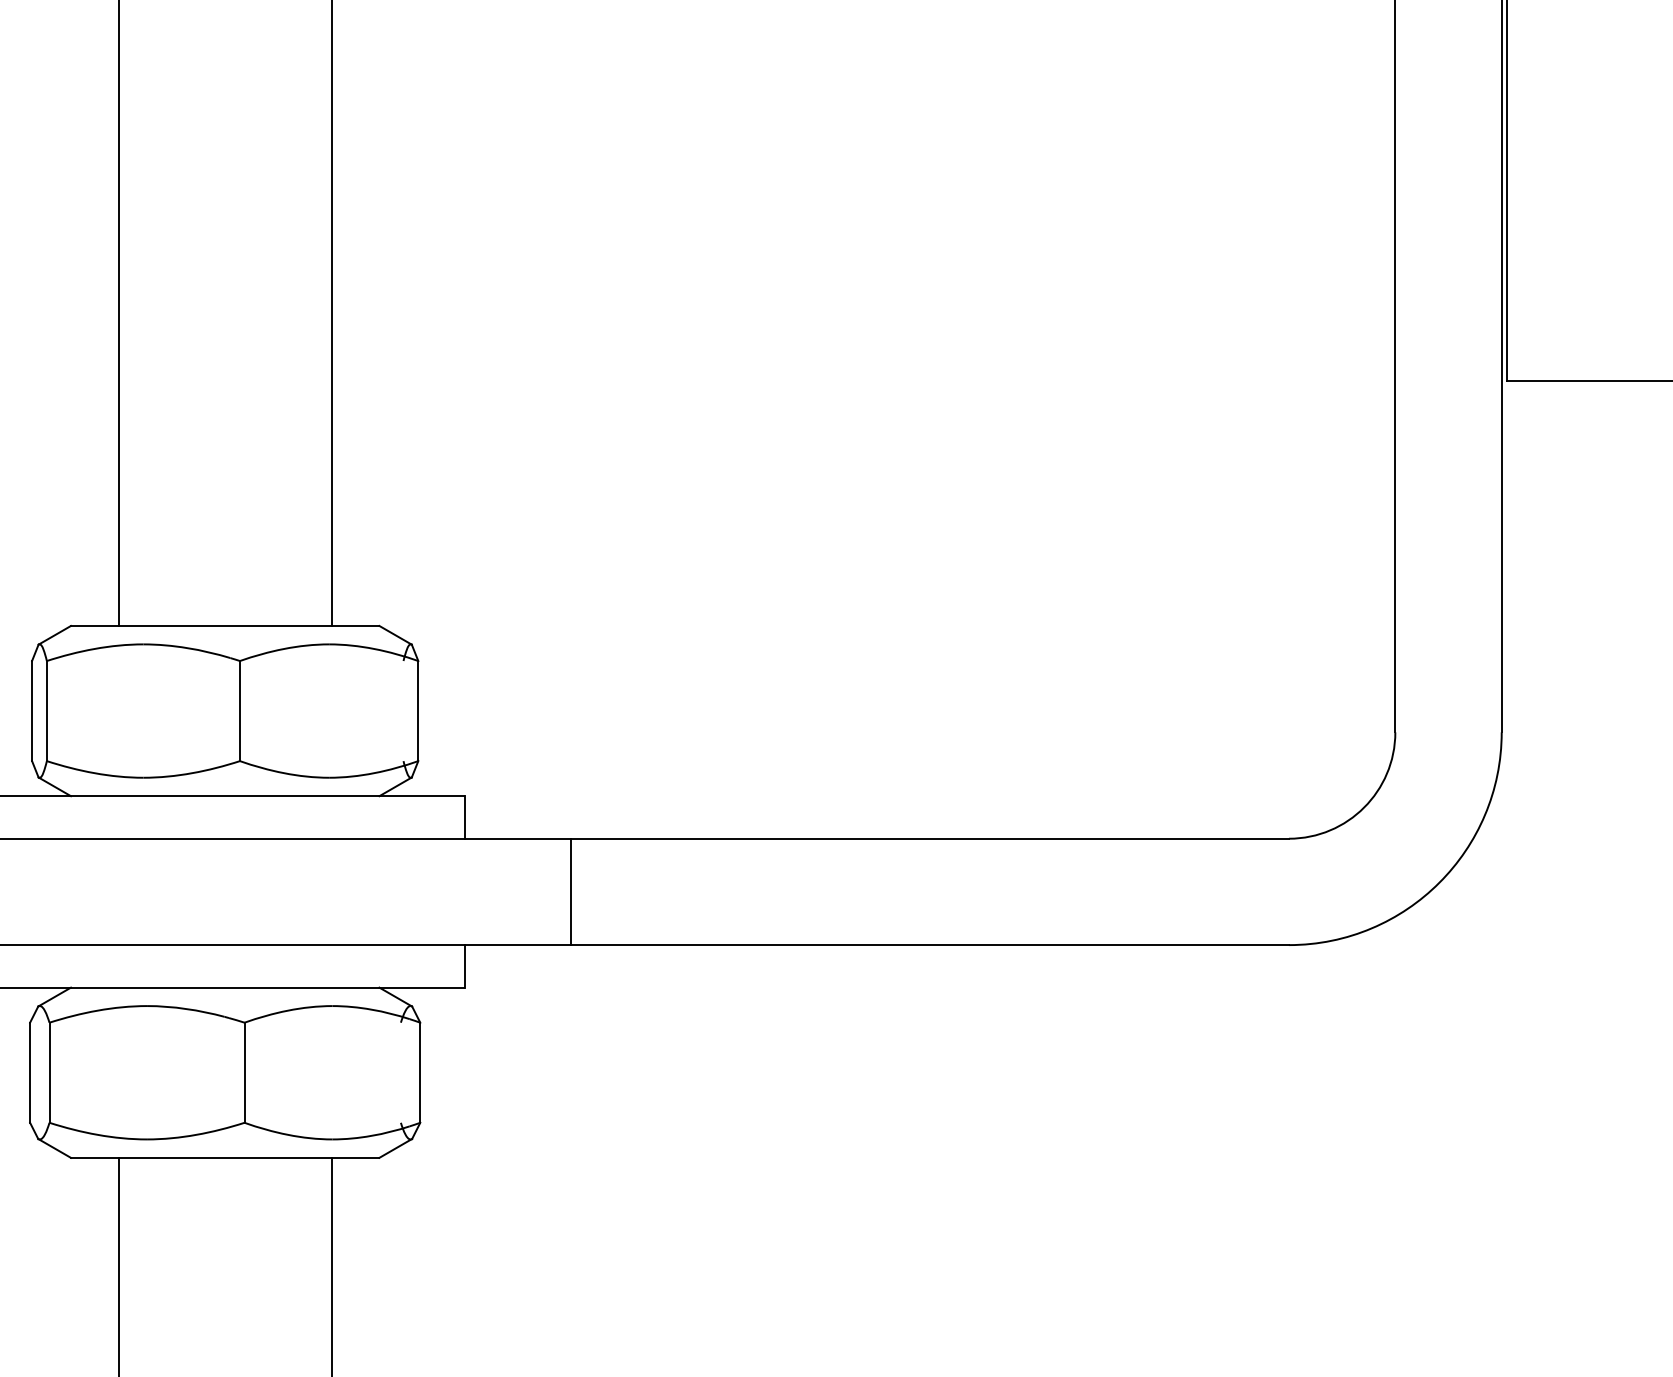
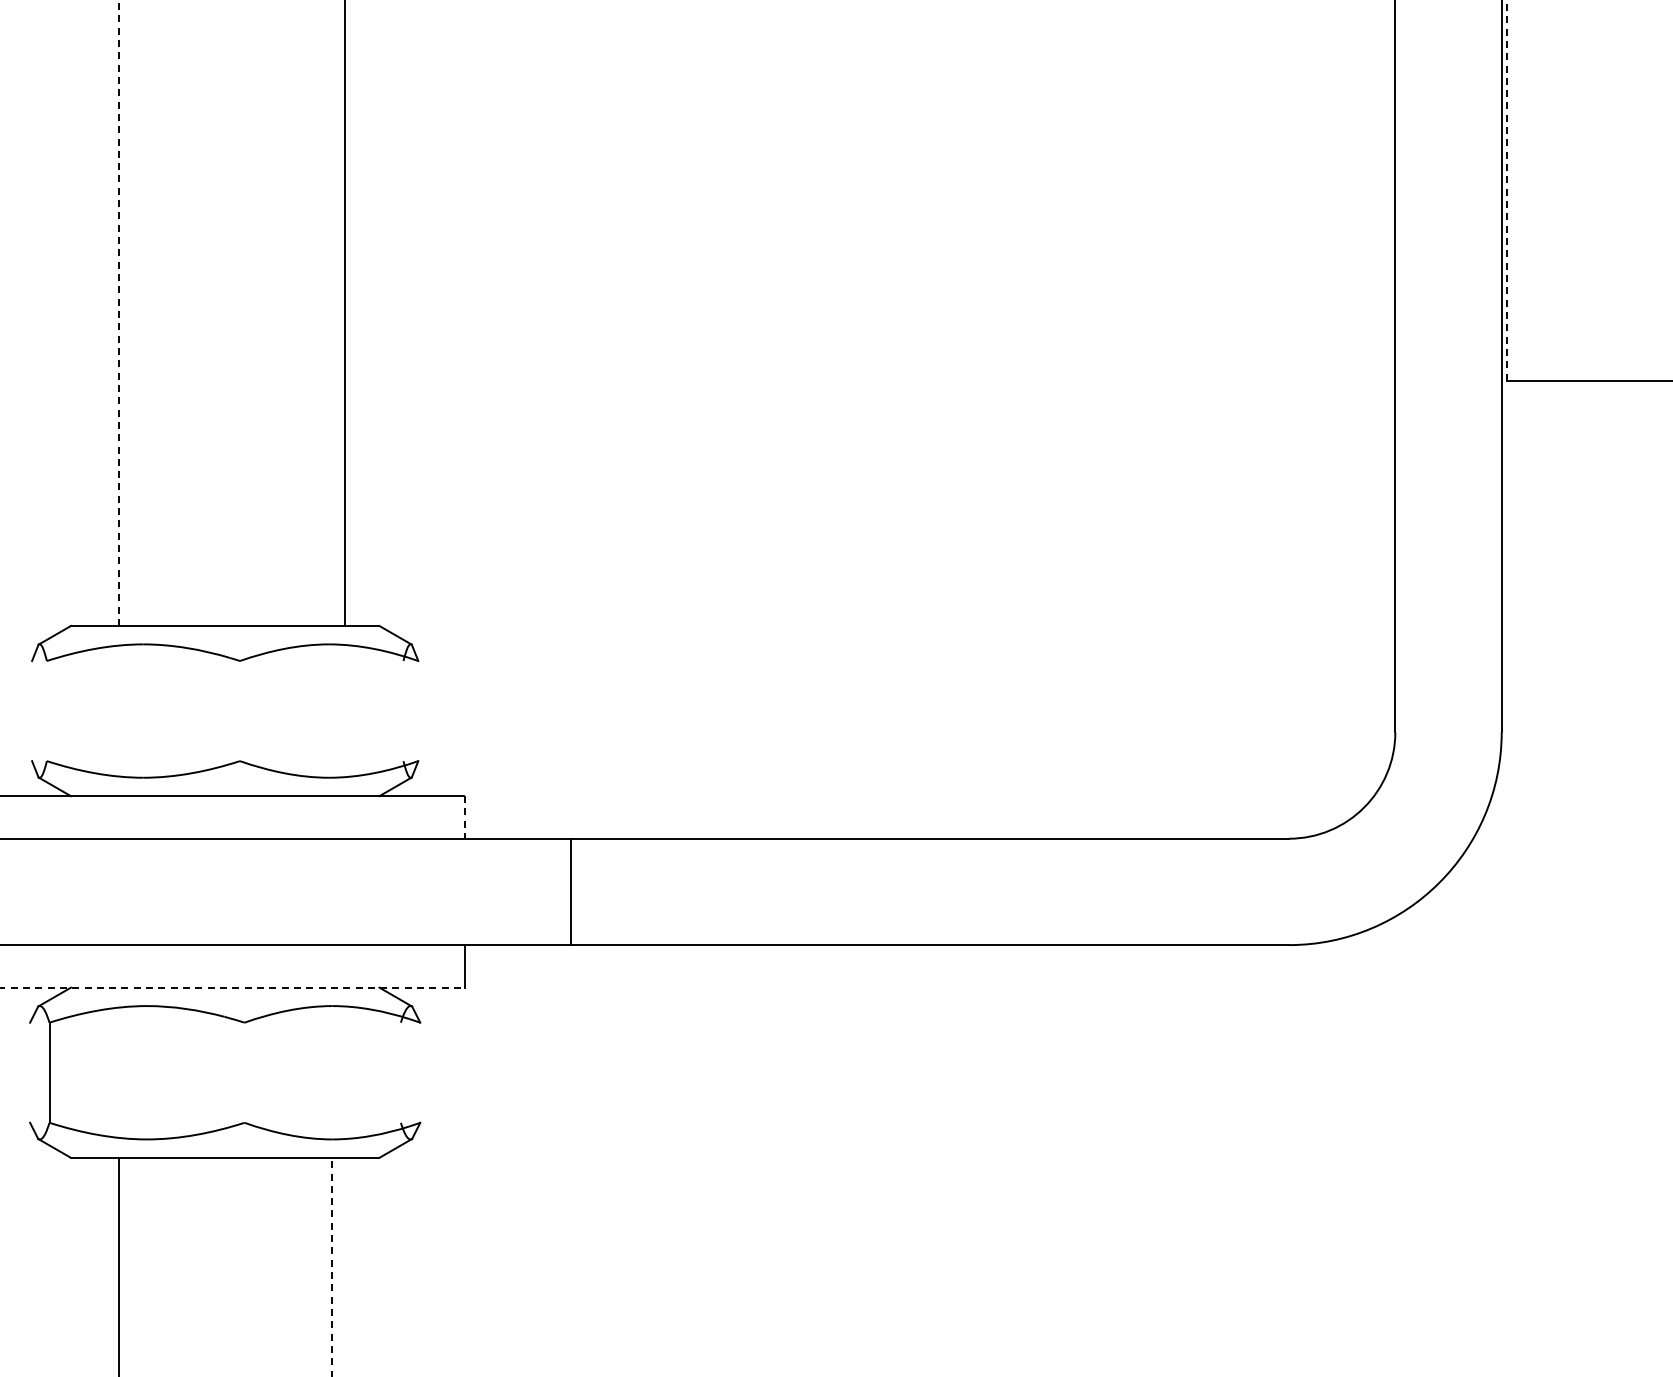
line: solid -> dashed (1507, 191)
line: solid -> dashed (118, 313)
line position: (331, 313) -> (344, 313) (344, 313)
line: present -> none (32, 711)
line: present -> none (46, 711)
line: present -> none (239, 711)
line: present -> none (418, 711)
line: solid -> dashed (464, 817)
line: solid -> dashed (232, 987)
line: present -> none (30, 1072)
line: present -> none (244, 1072)
line: present -> none (420, 1072)
line: solid -> dashed (331, 1266)
